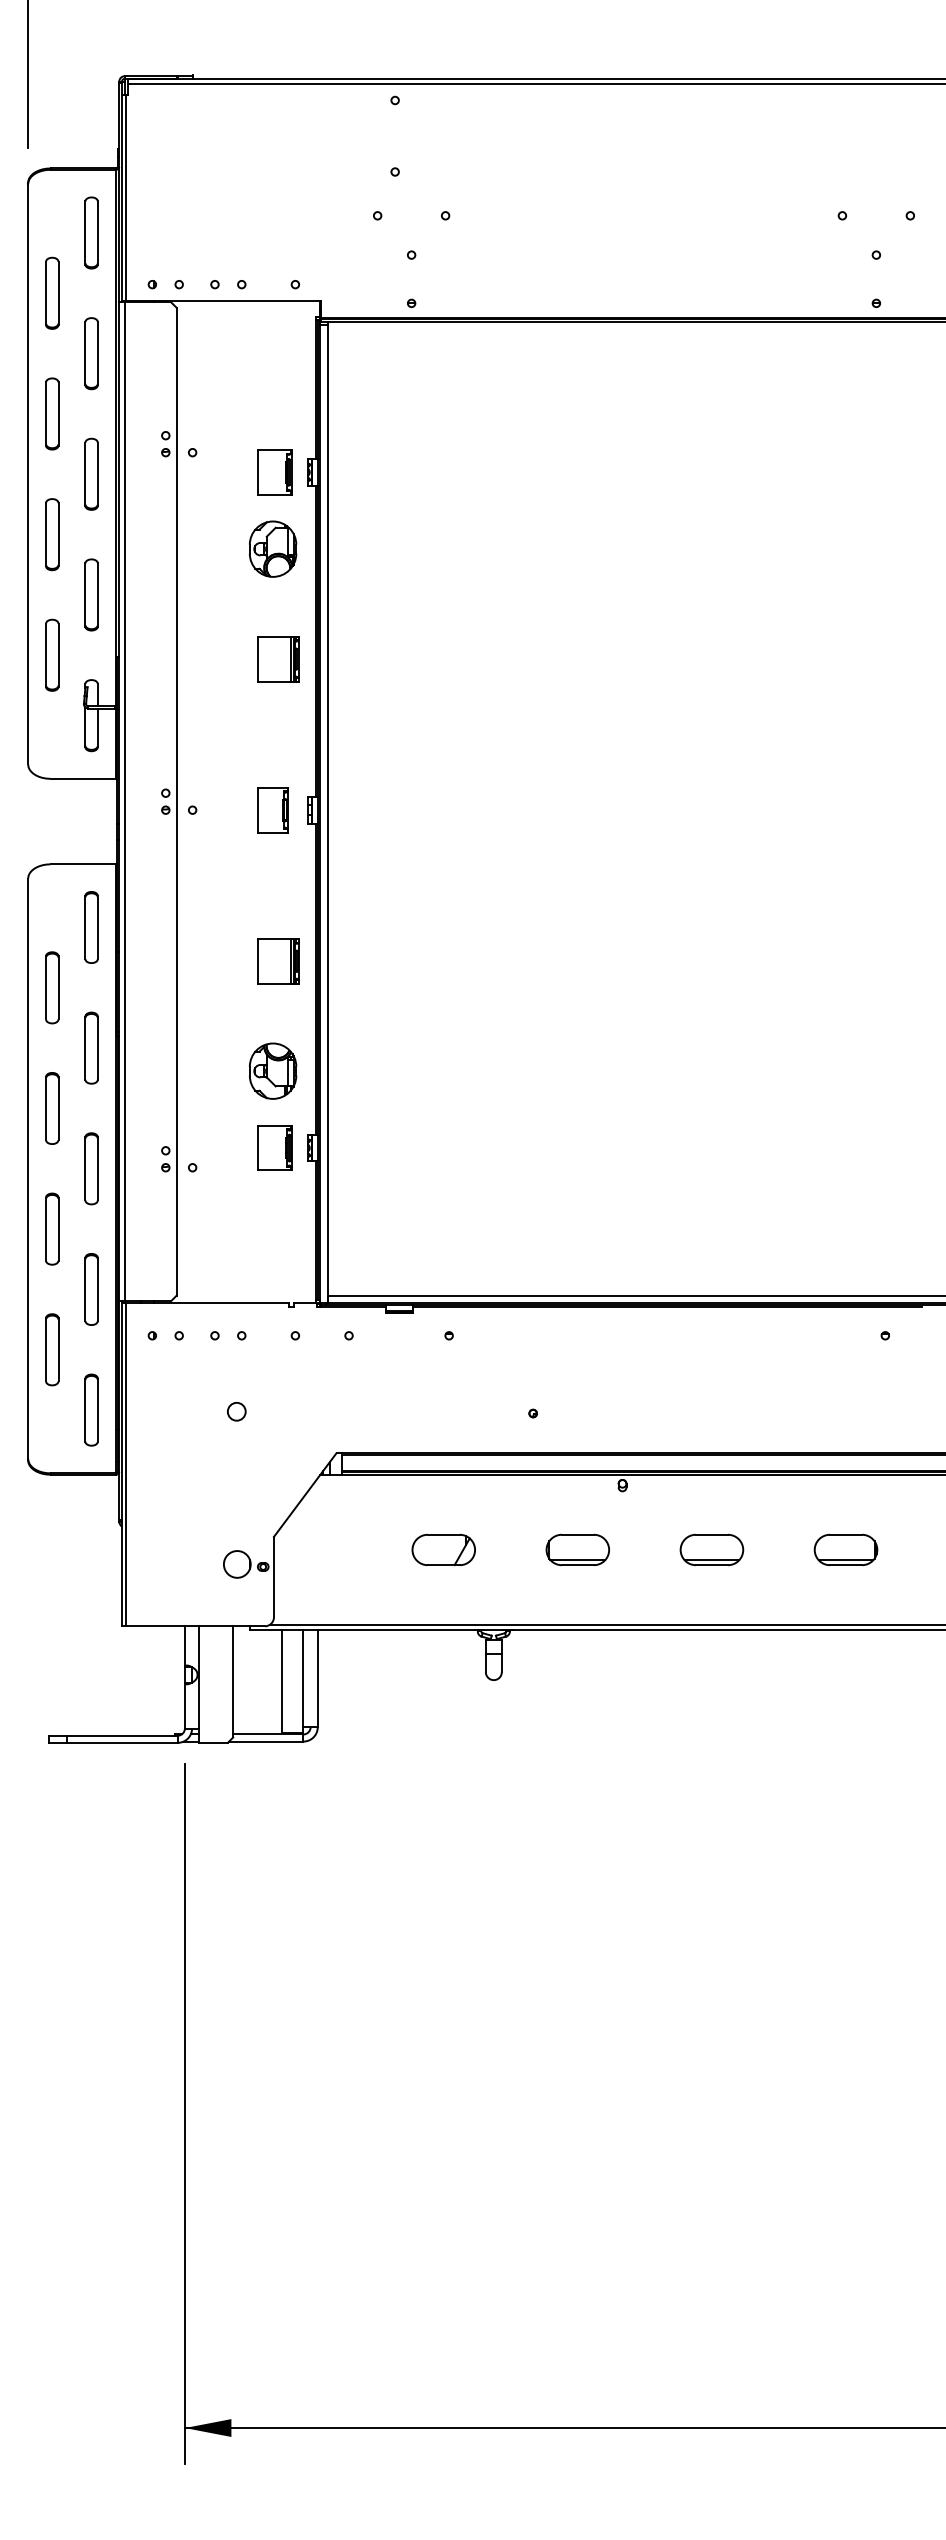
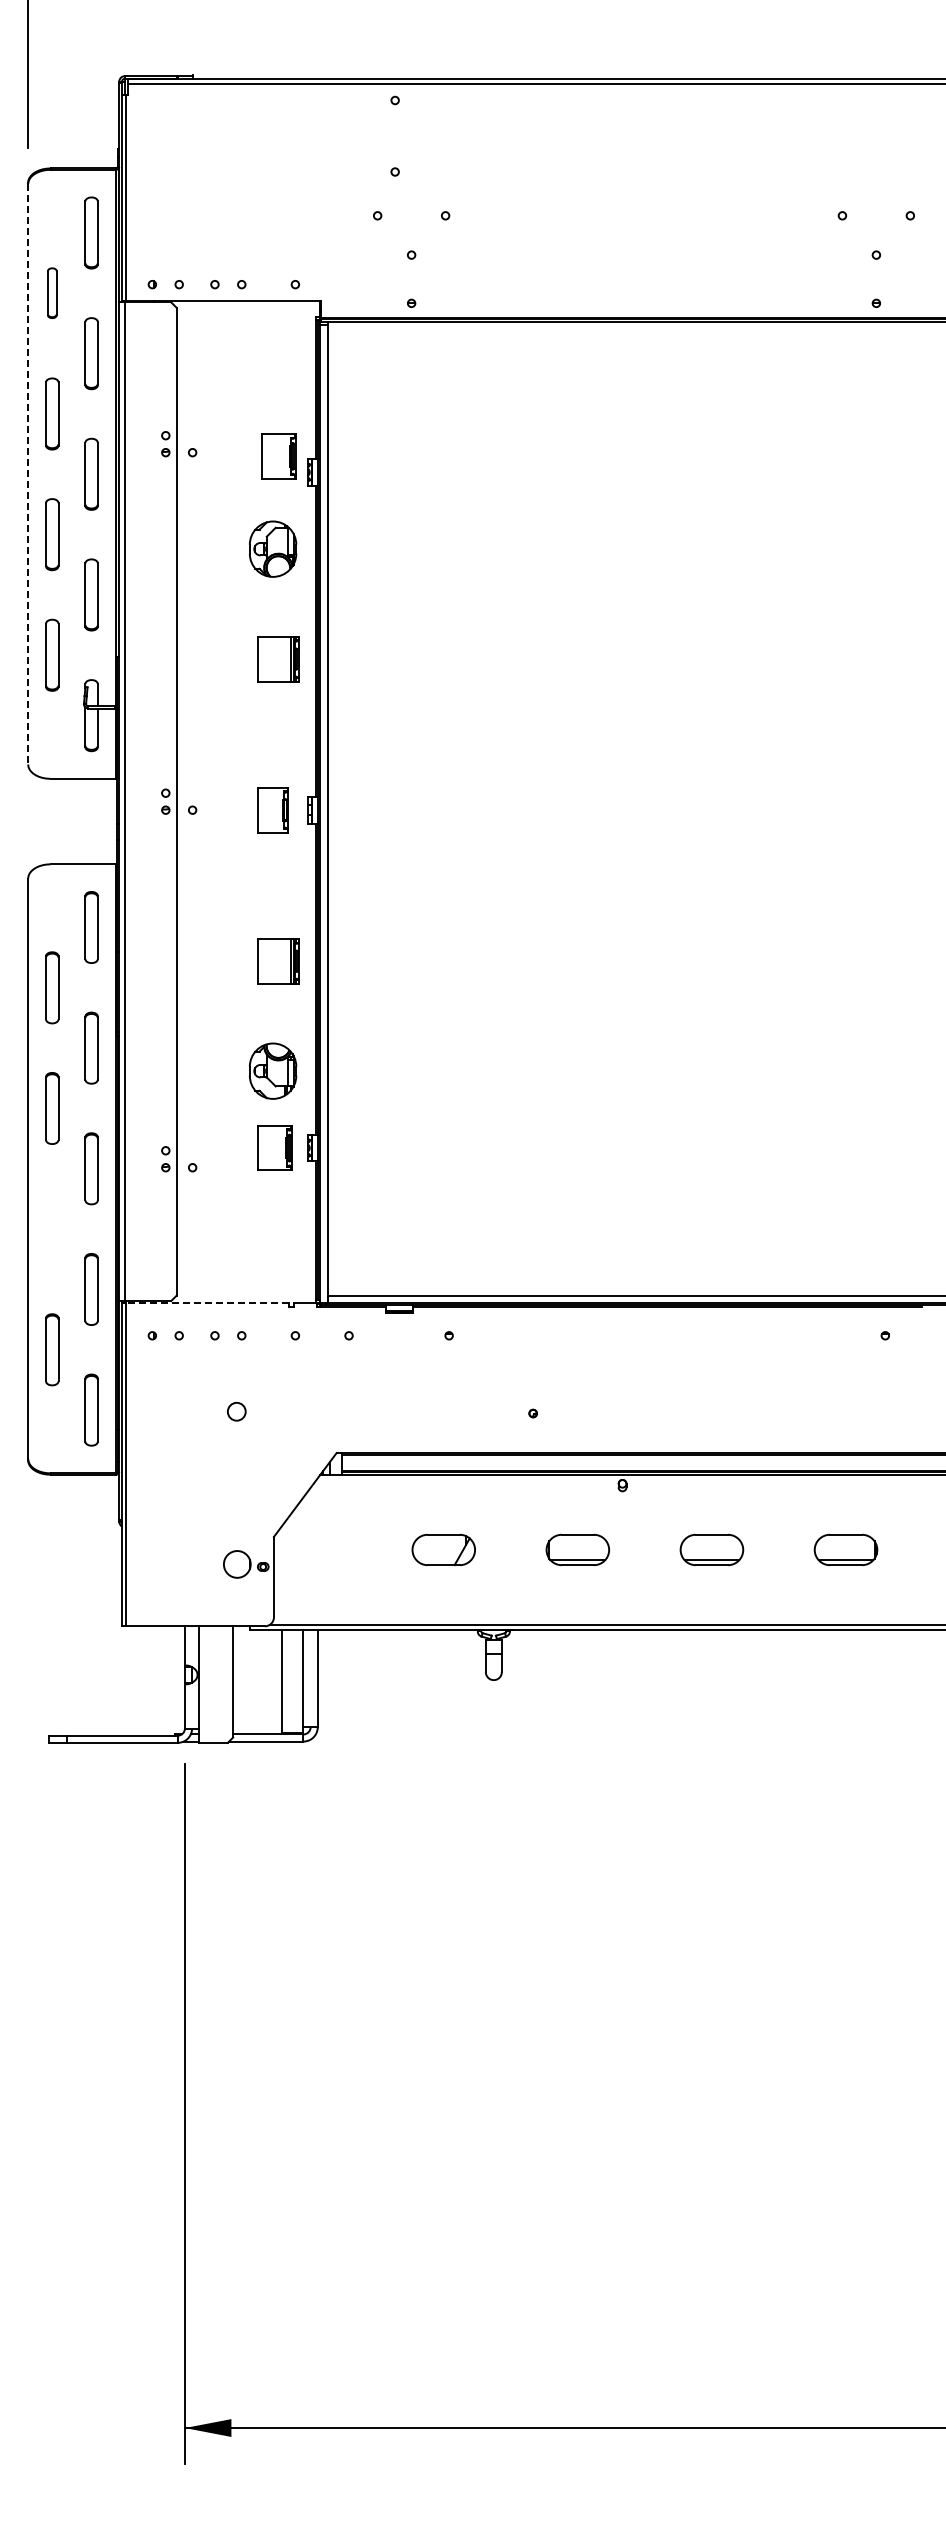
part size: 15x74 px -> 11x52 px (52, 292)
part position: (274, 472) -> (278, 456) (278, 456)
line: solid -> dashed (28, 474)
part: present -> none (52, 1228)
line: solid -> dashed (207, 1302)
